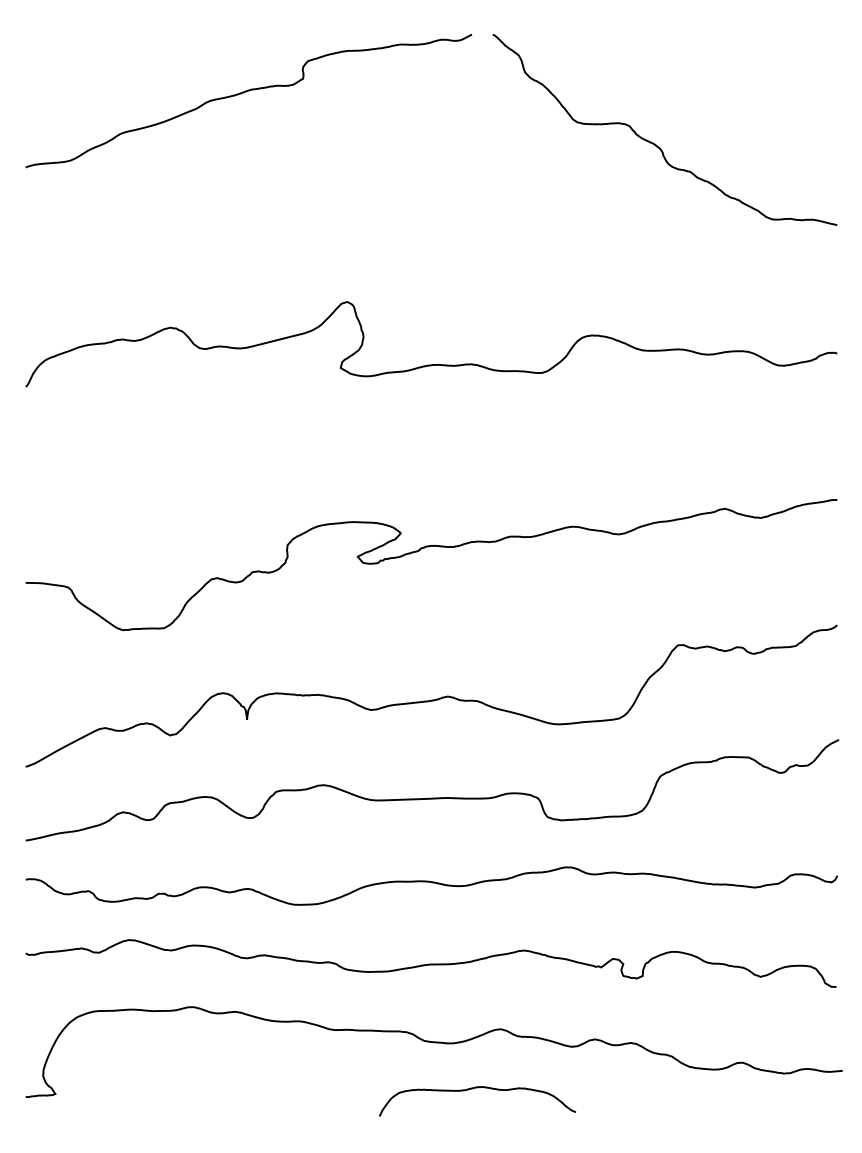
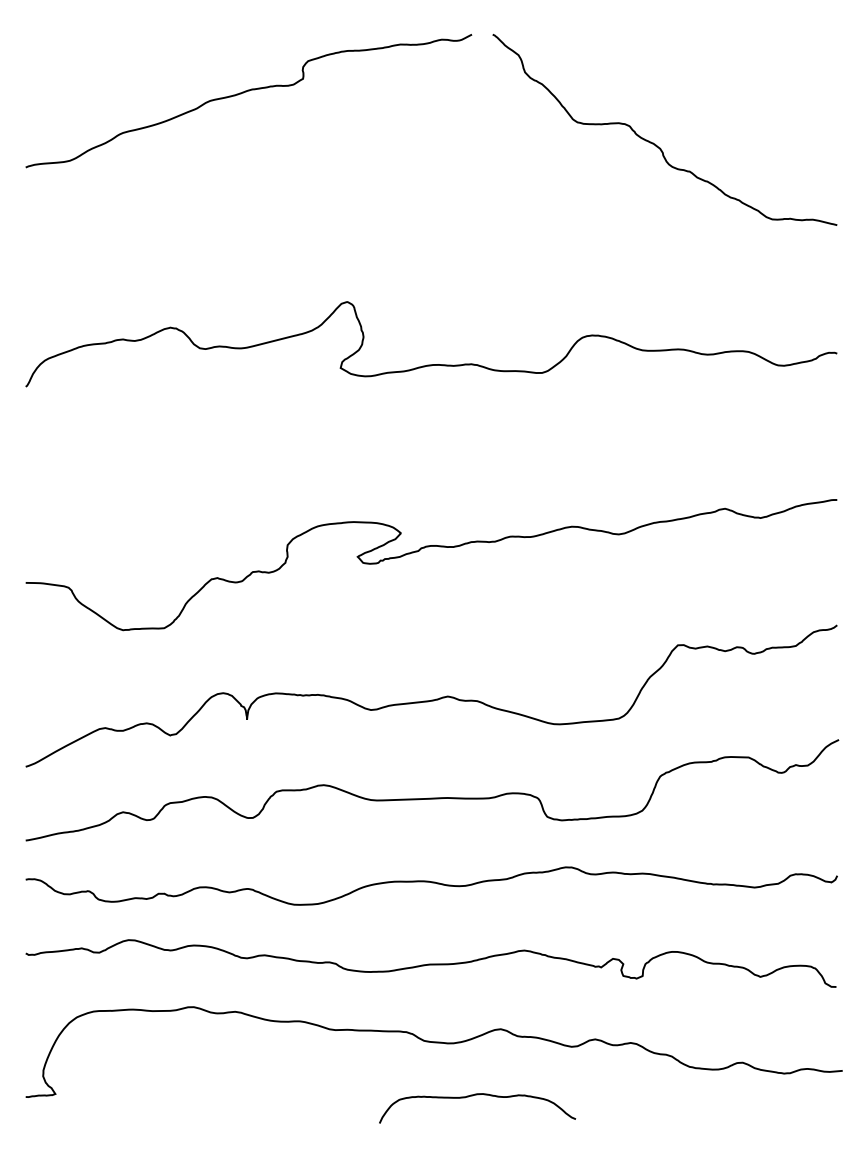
curve position: (477, 1088) -> (477, 1095) (477, 1095)
